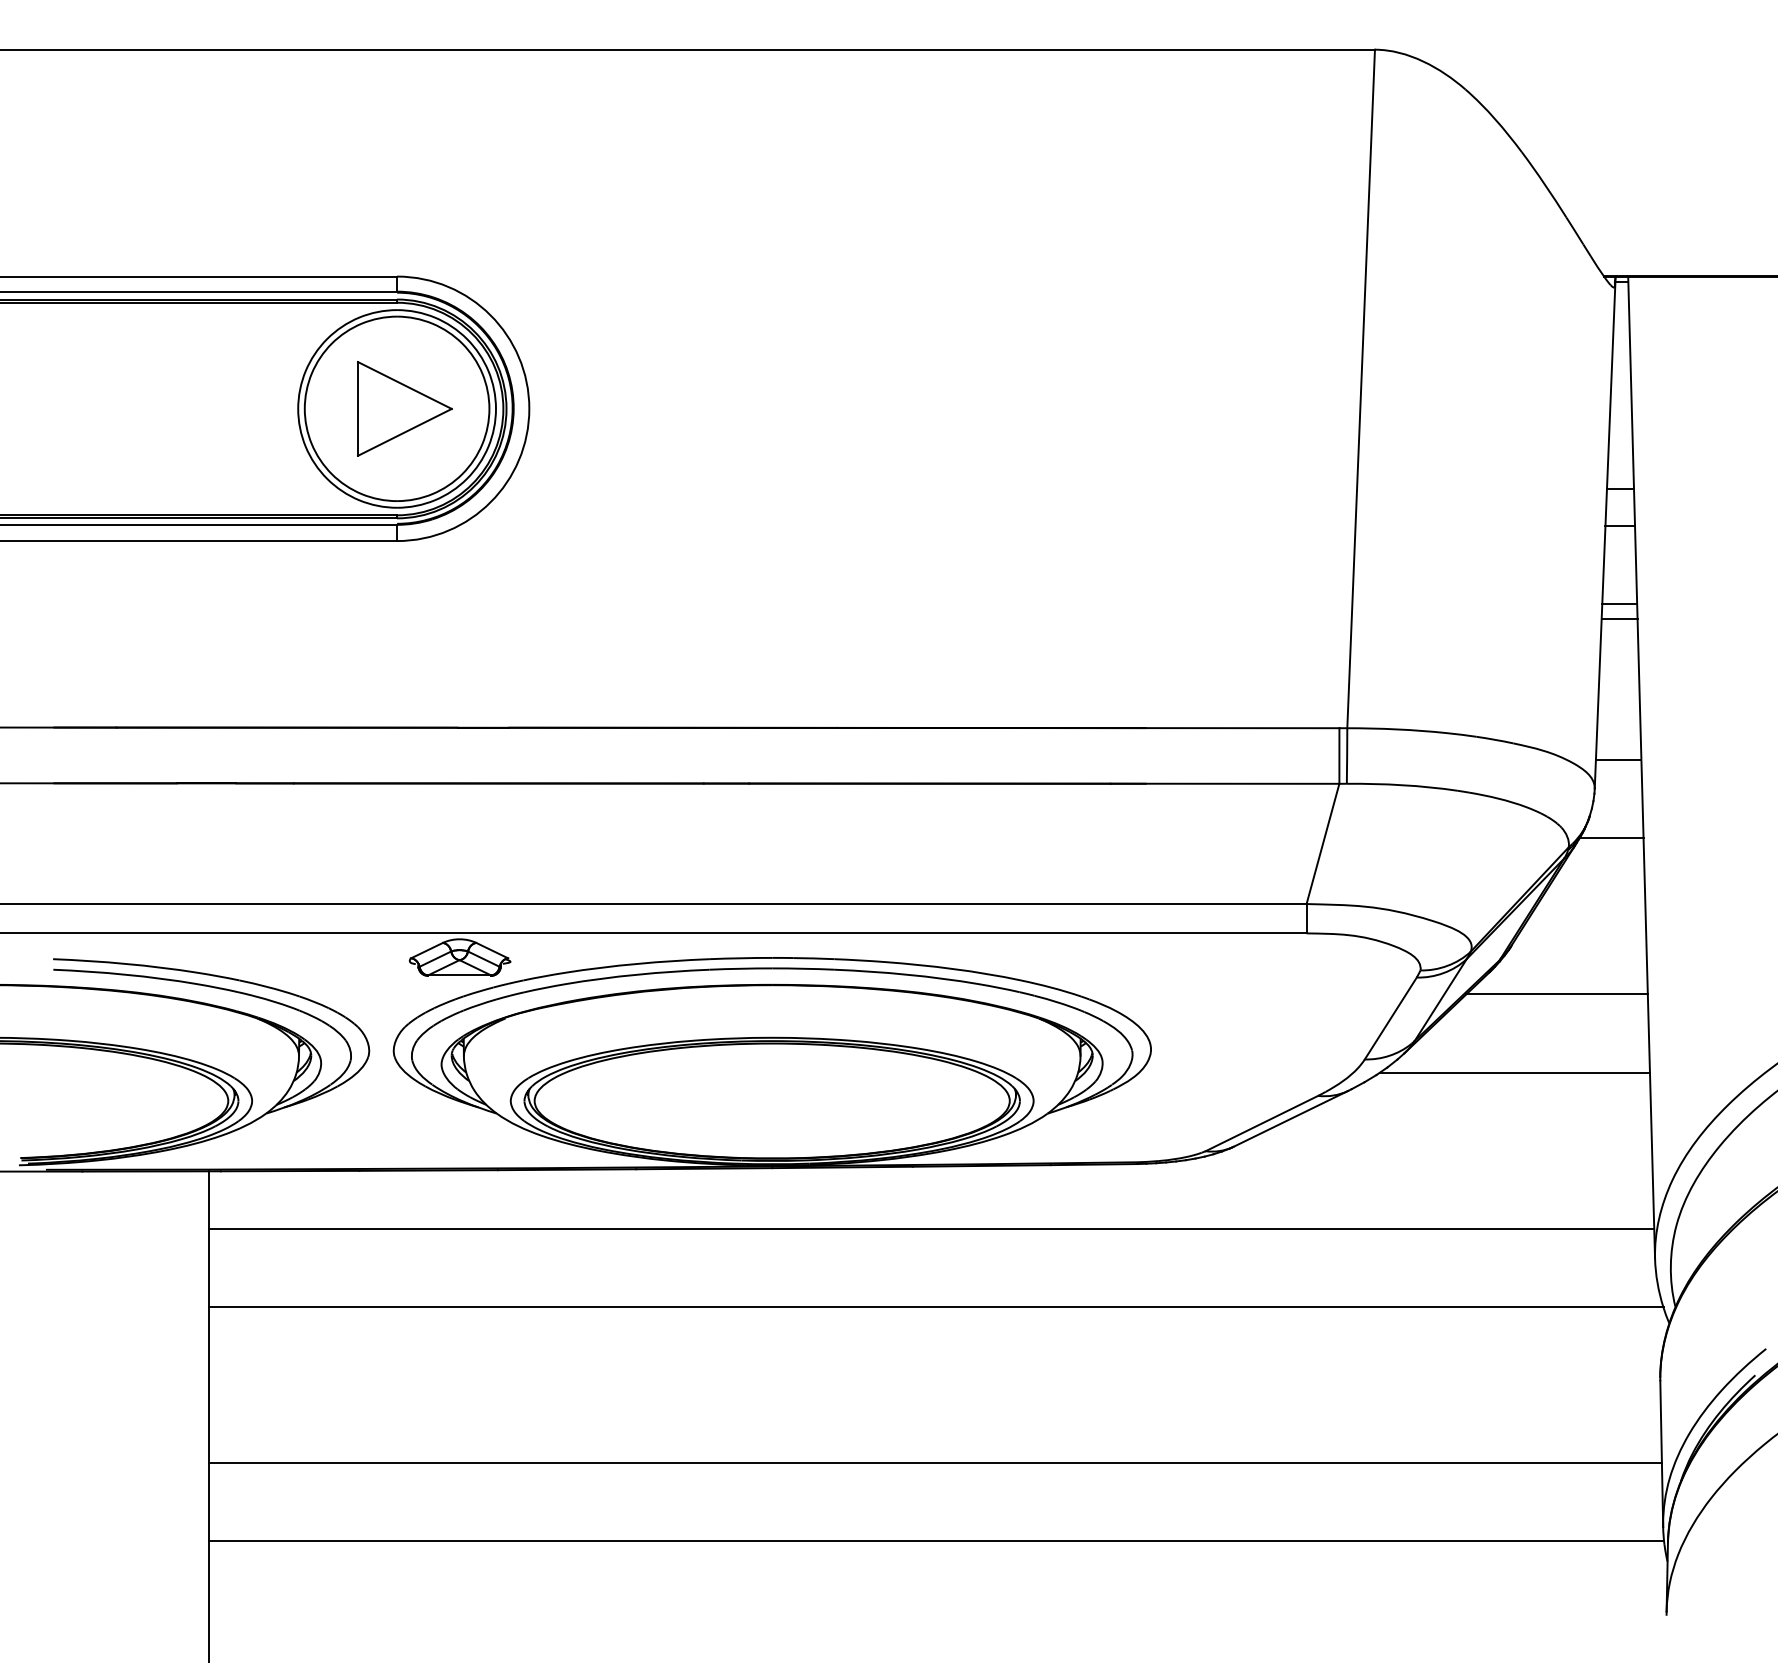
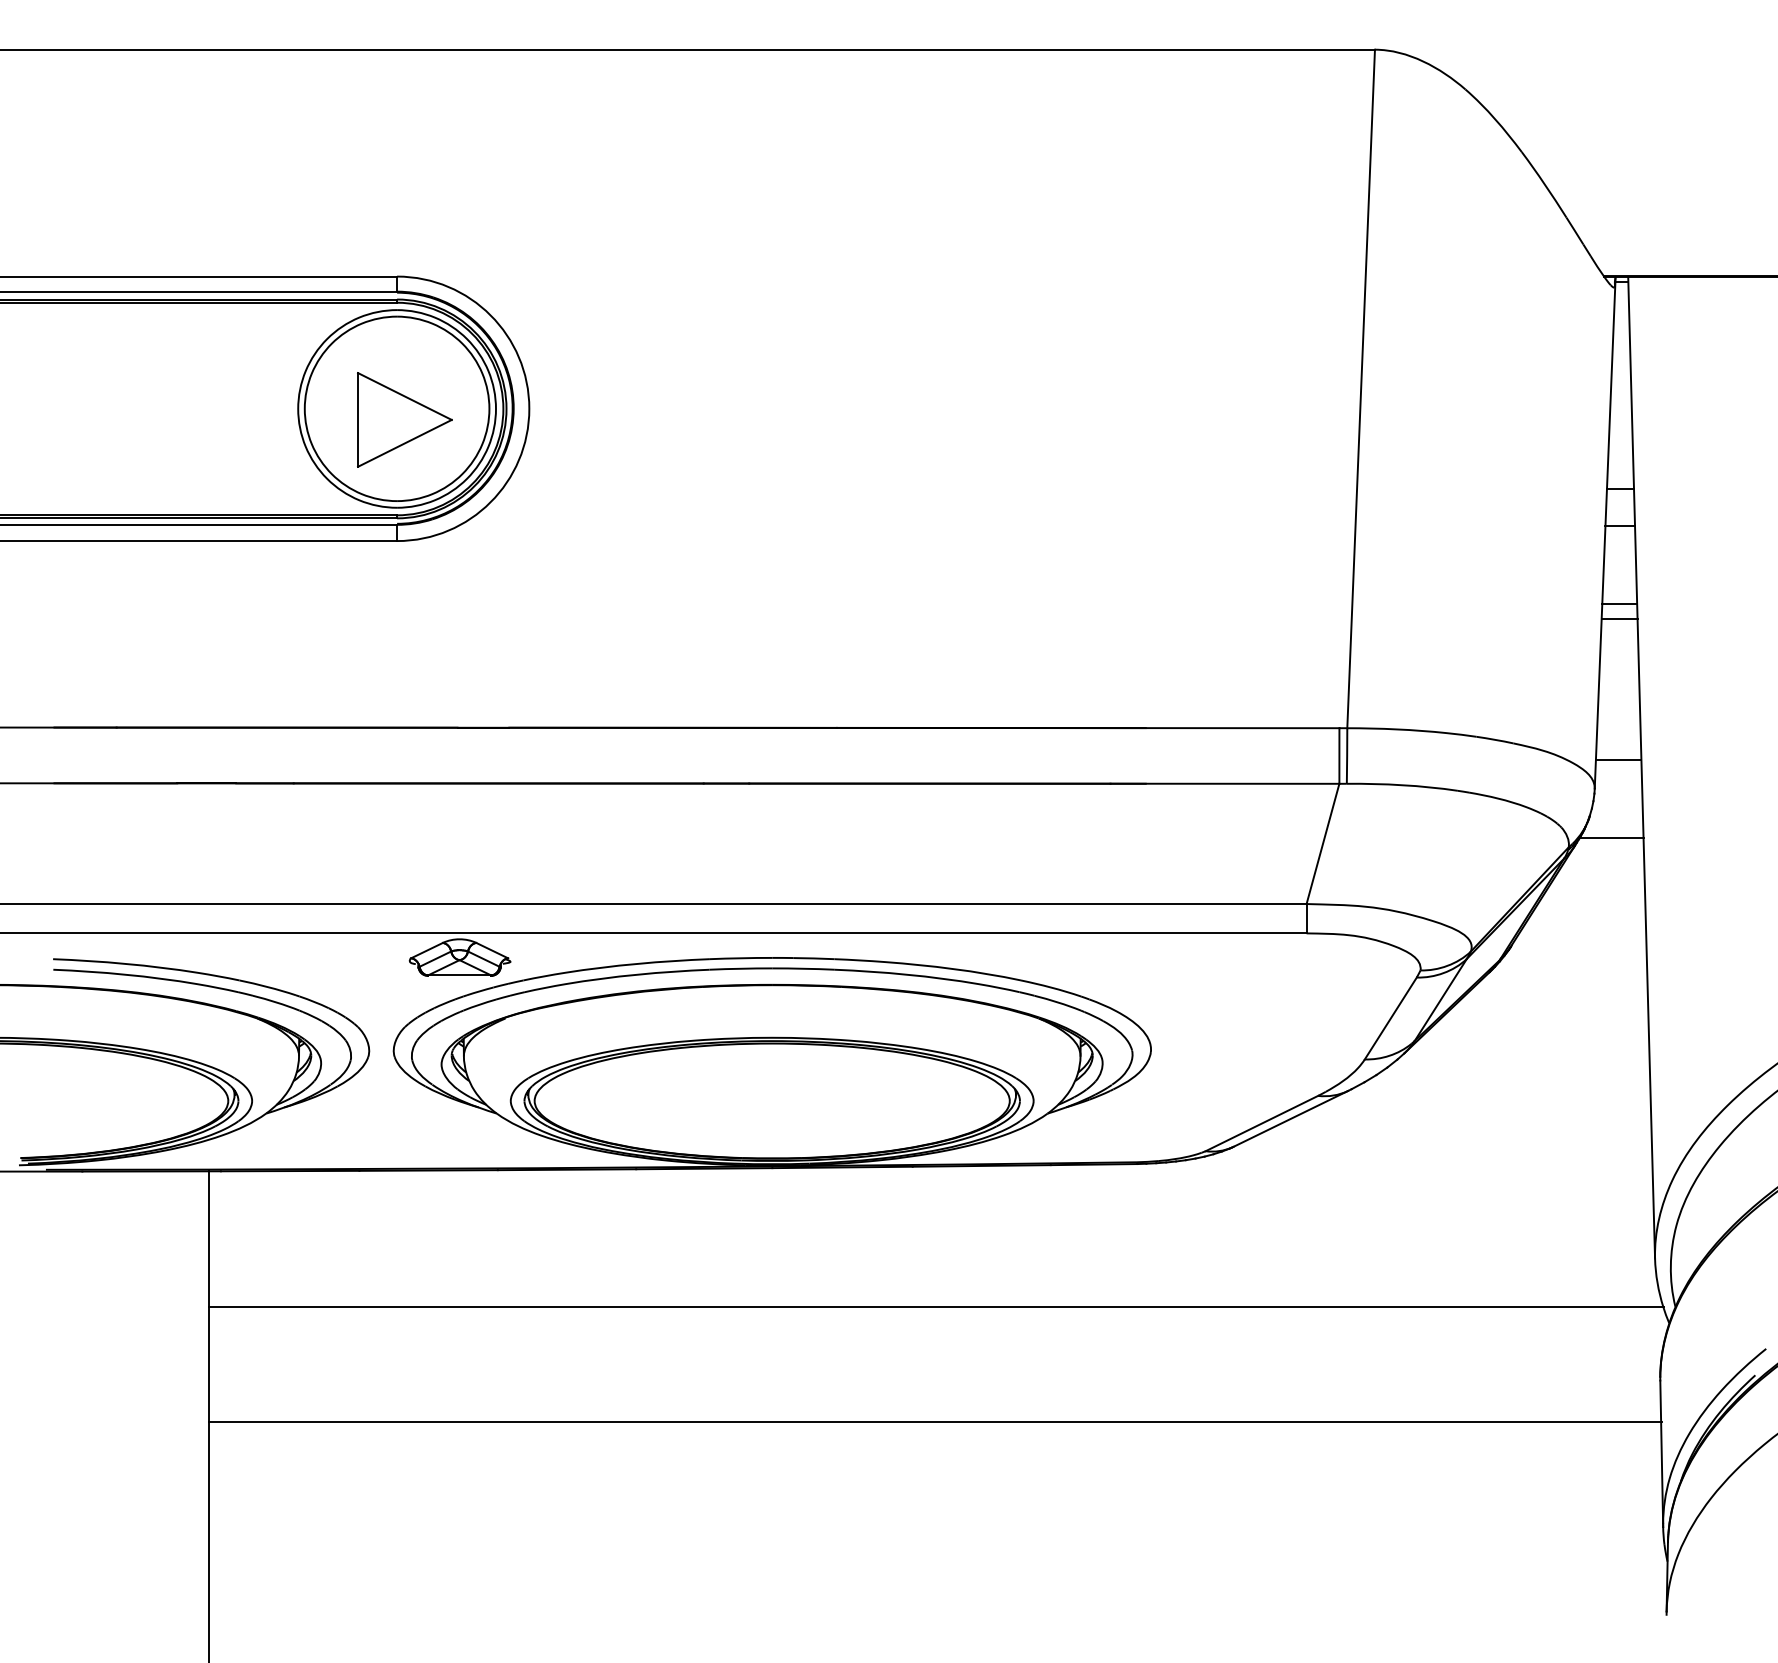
part position: (404, 408) -> (404, 419) (404, 419)
line: present -> none (1556, 994)
line: present -> none (1514, 1072)
line: present -> none (931, 1228)
line position: (935, 1463) -> (935, 1422) (935, 1422)
line: present -> none (936, 1541)
